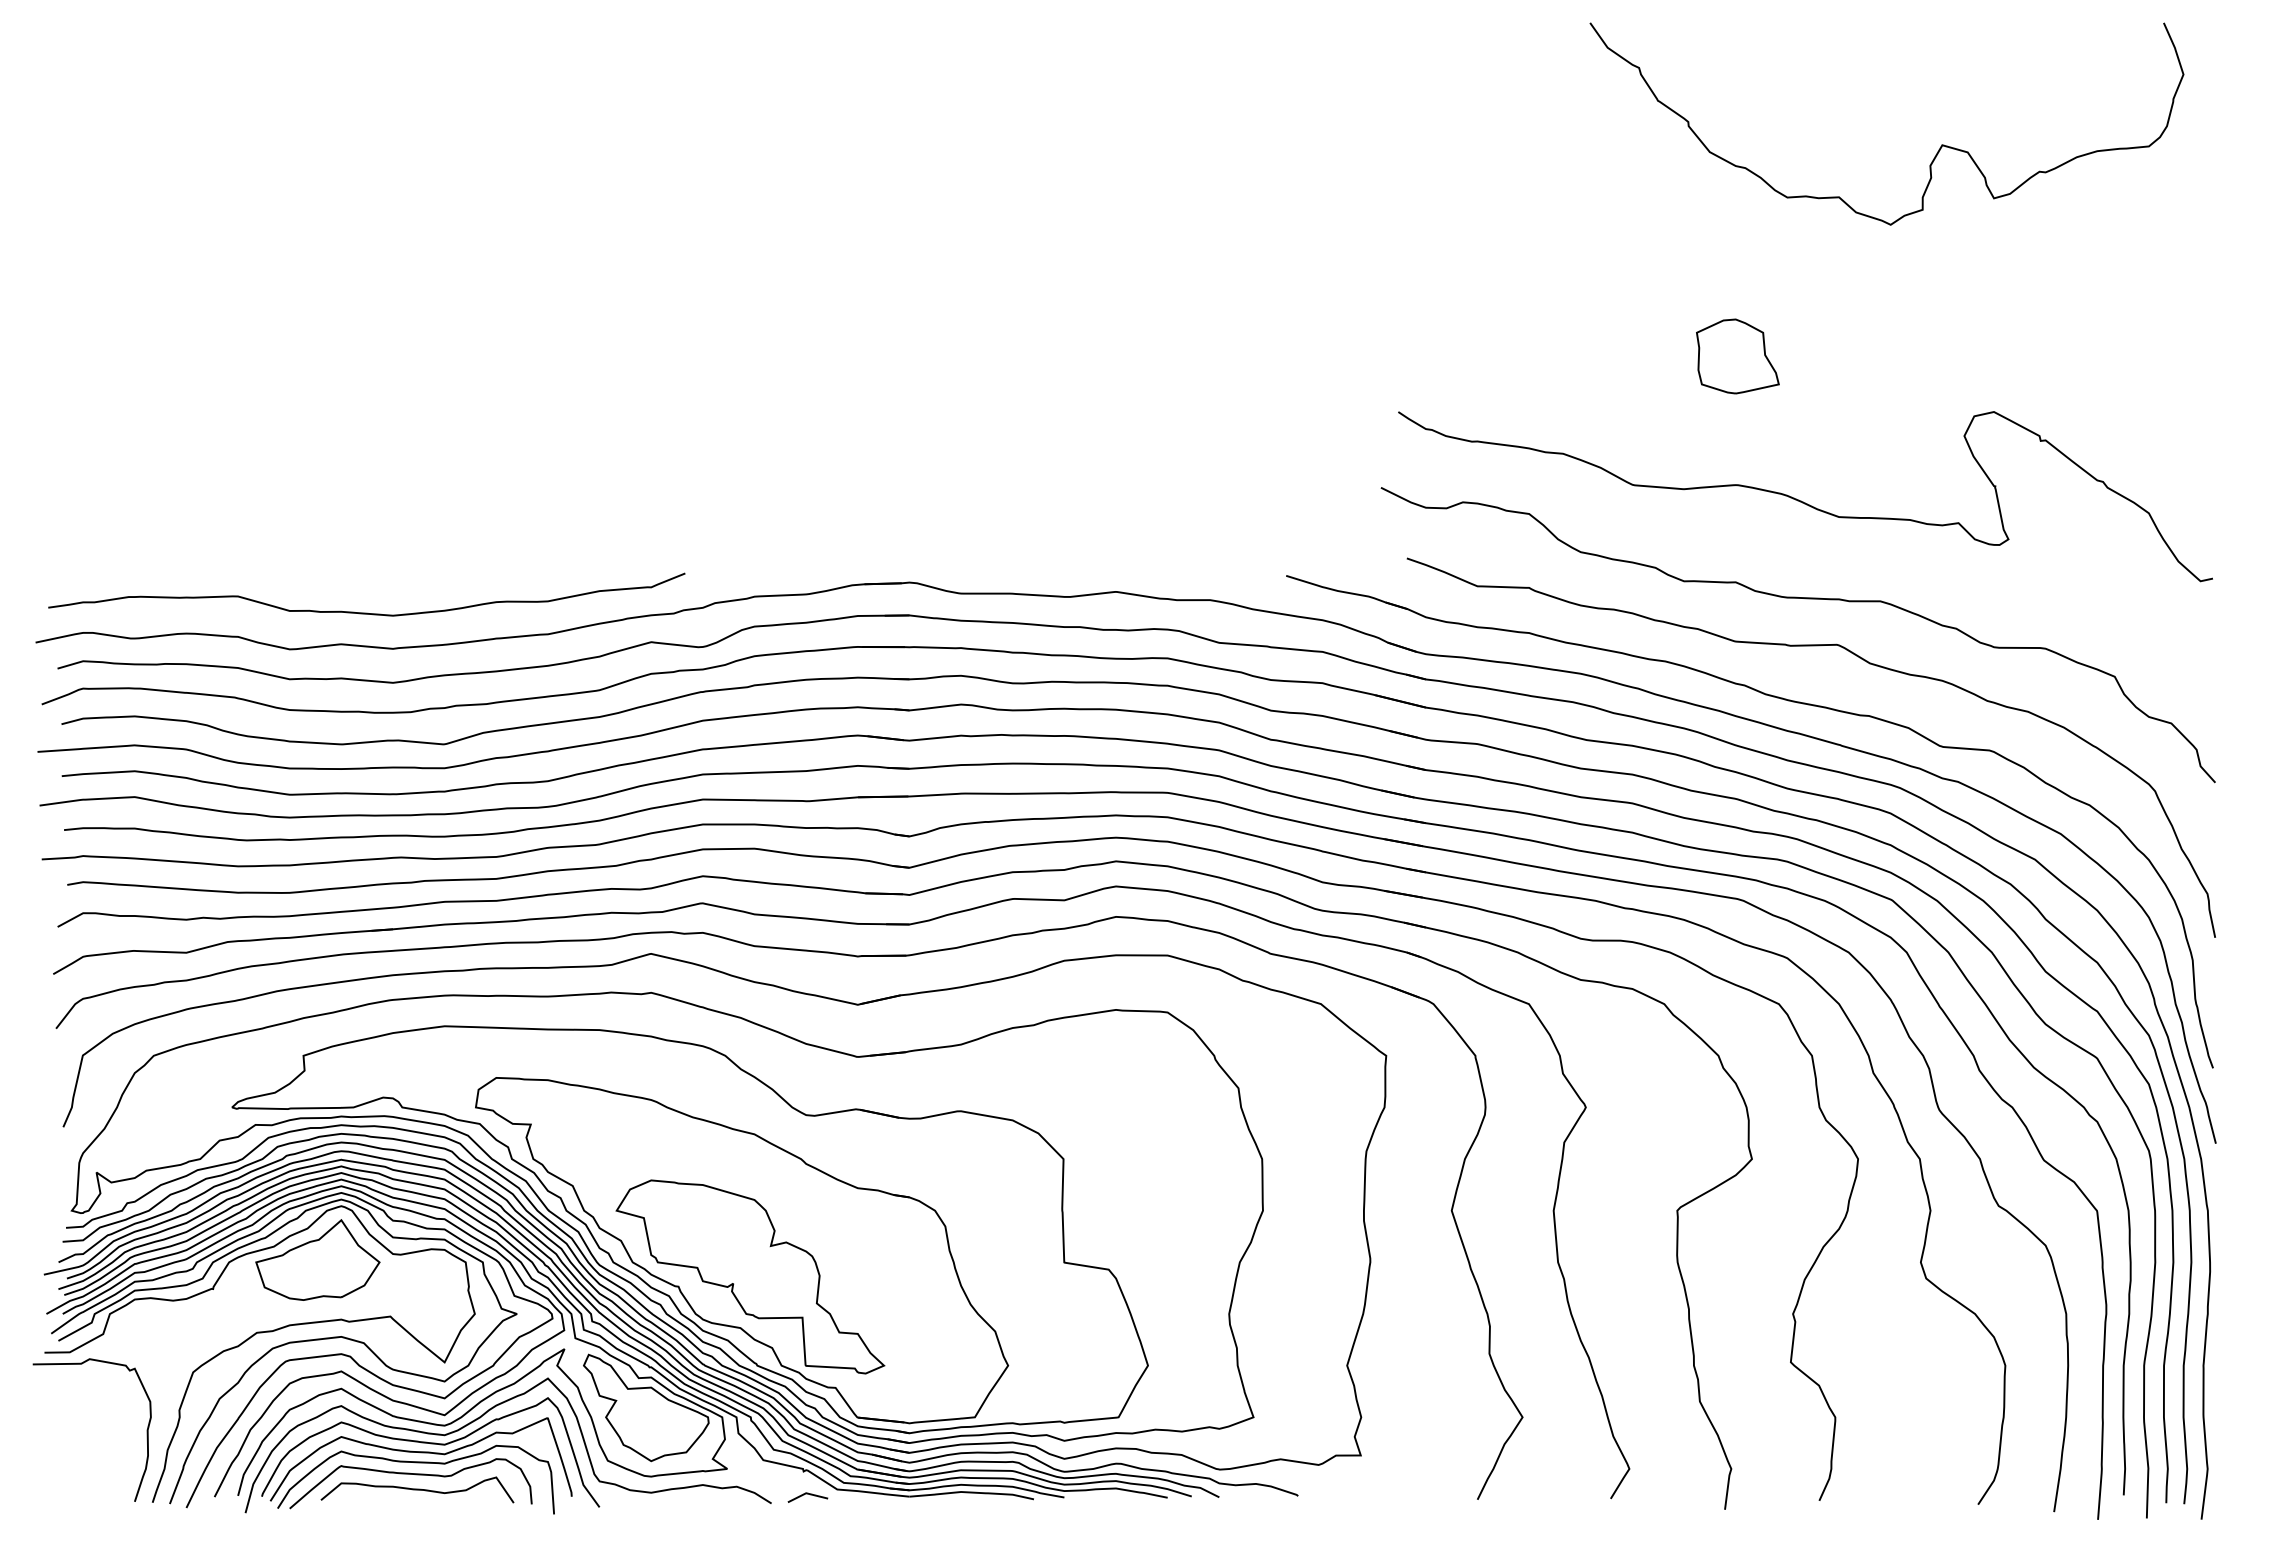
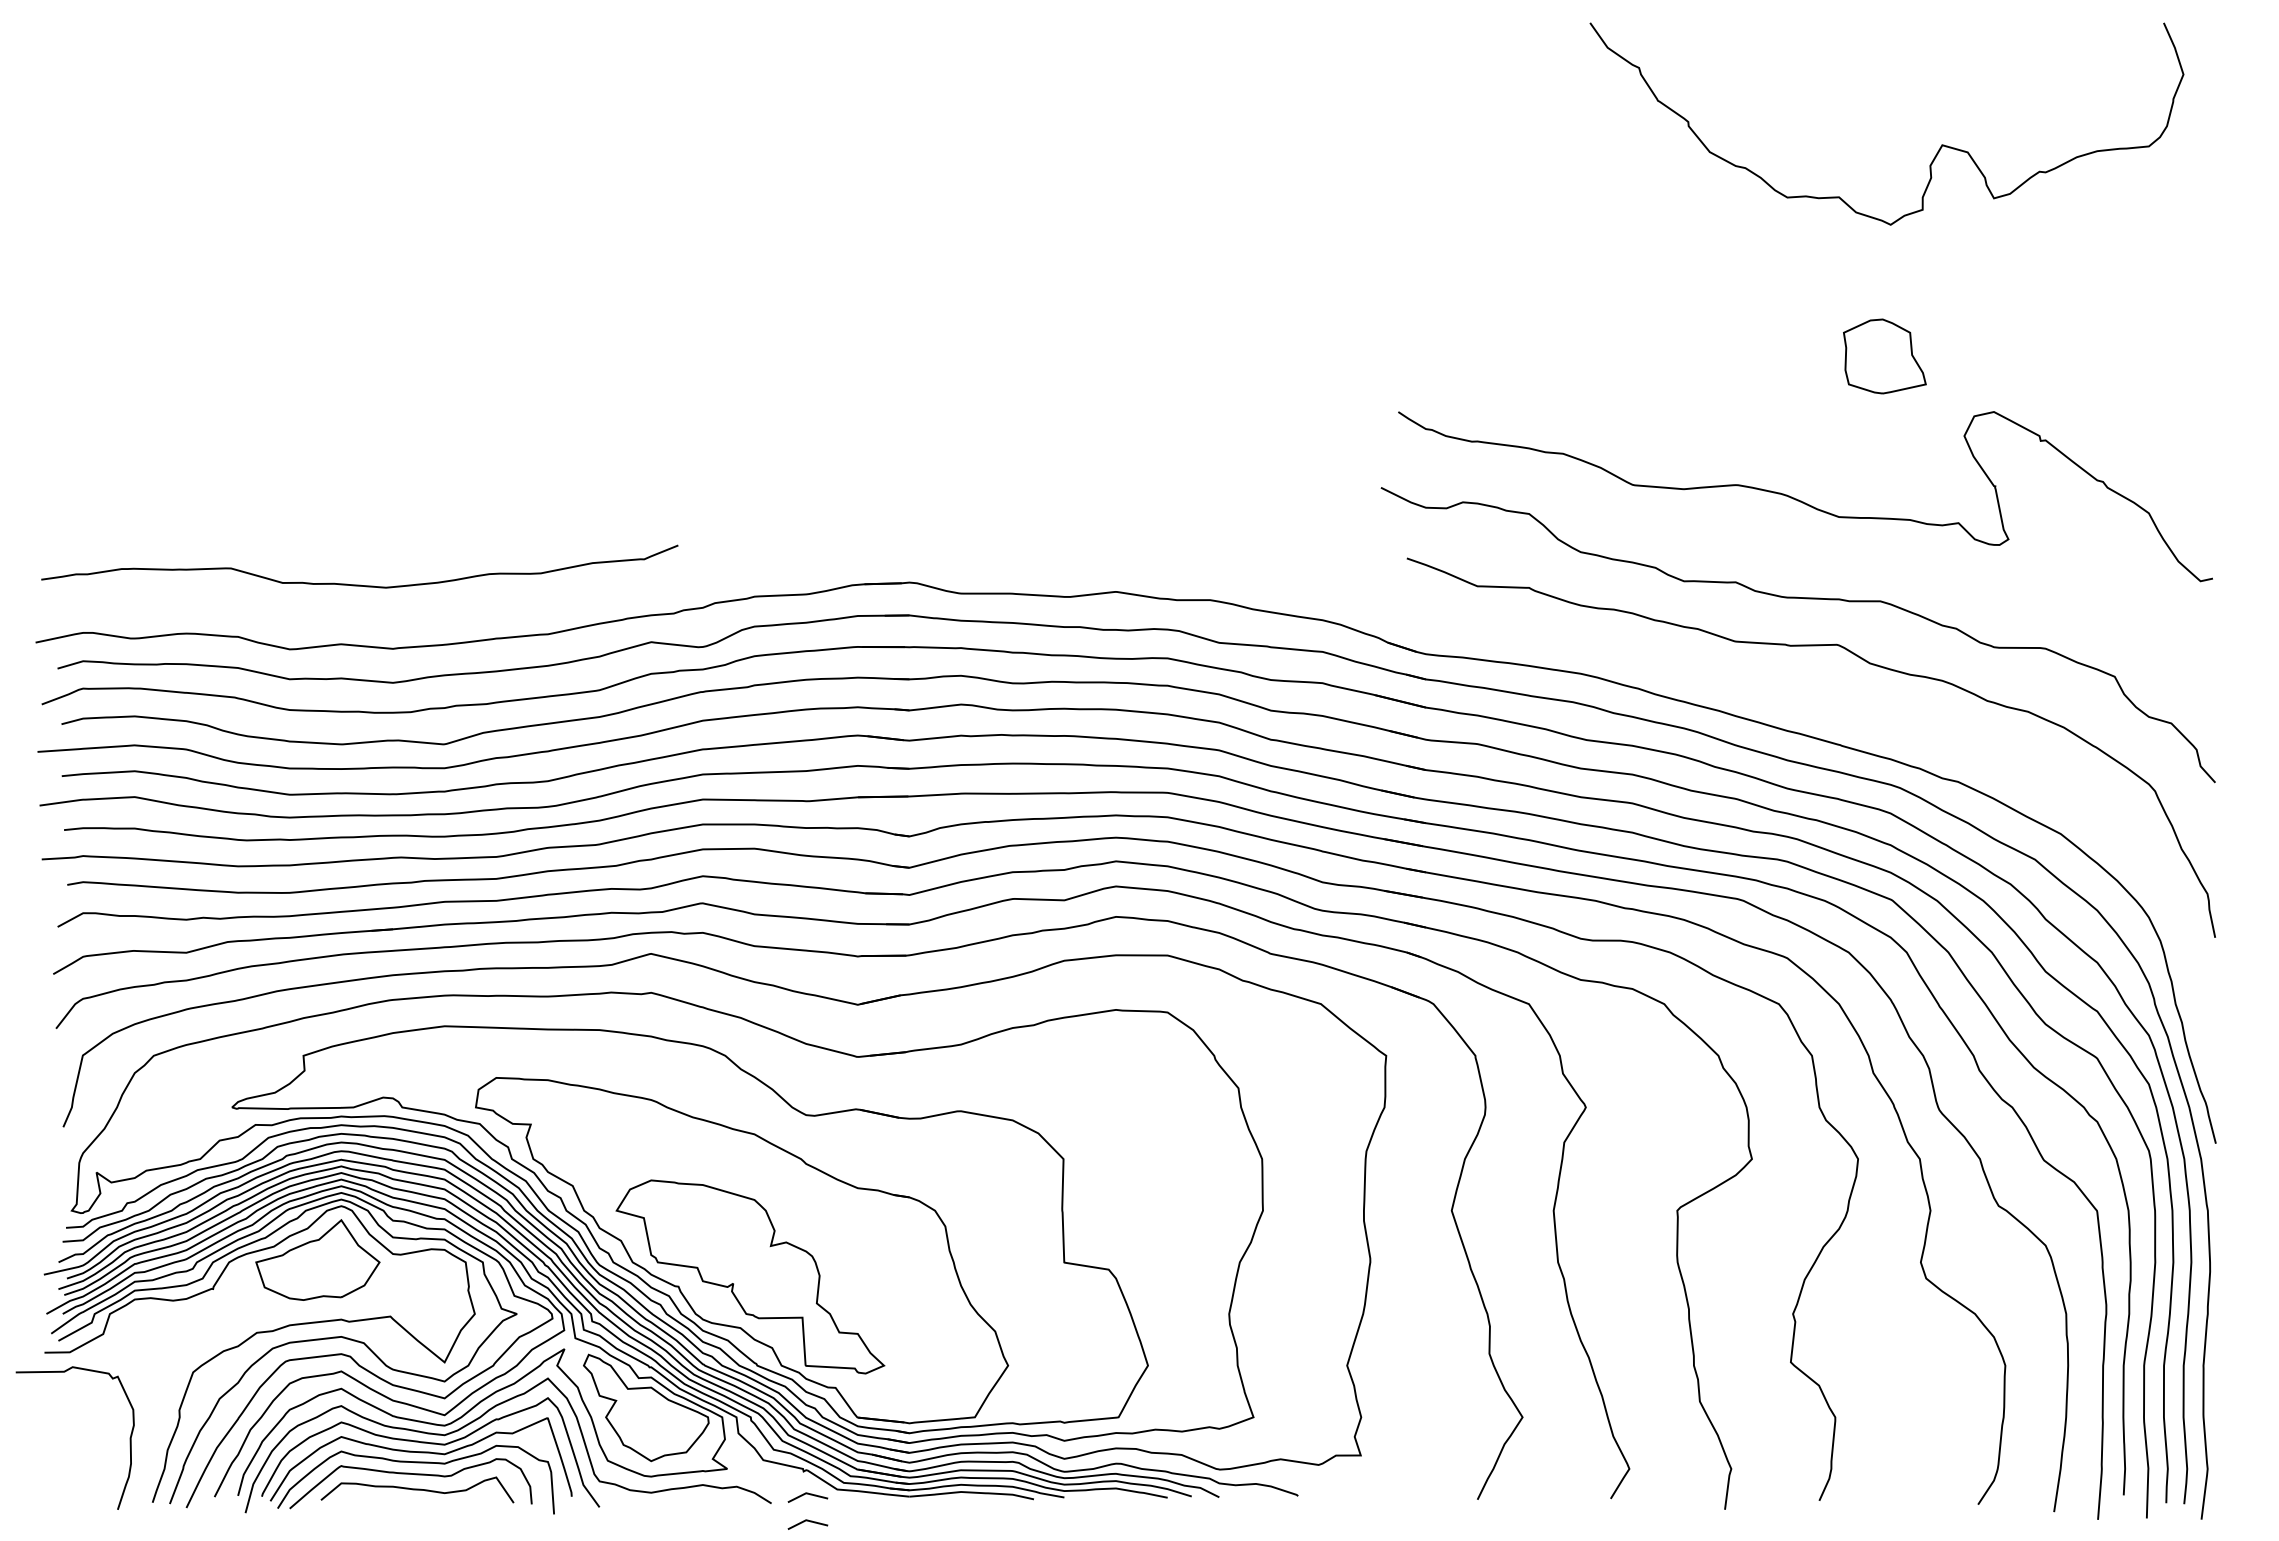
part position: (1737, 356) -> (1884, 356) (1884, 356)
curve position: (366, 612) -> (359, 584) (359, 584)
part: present -> none (1780, 699)
curve position: (146, 1429) -> (129, 1437) (129, 1437)
line: none -> present (807, 1521)
